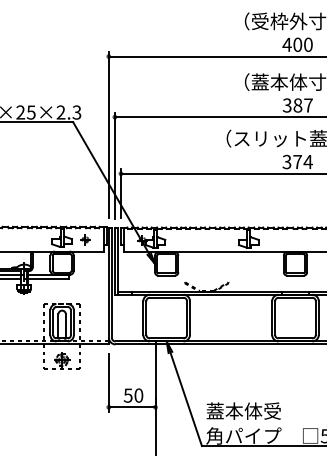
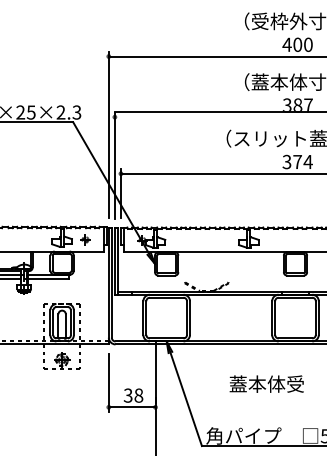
line position: (218, 117) -> (218, 112) (218, 112)
text: 50 -> 38 (133, 395)
text position: (243, 410) -> (266, 383) (266, 383)
